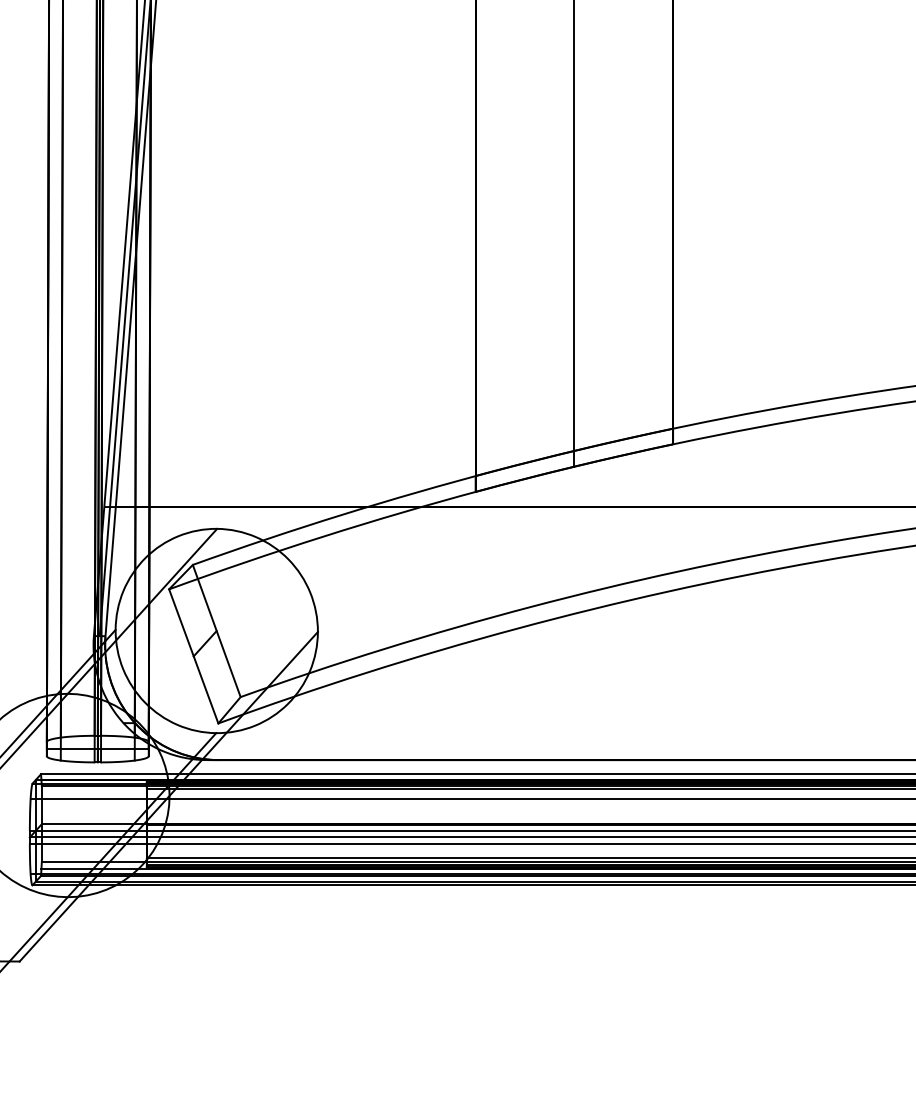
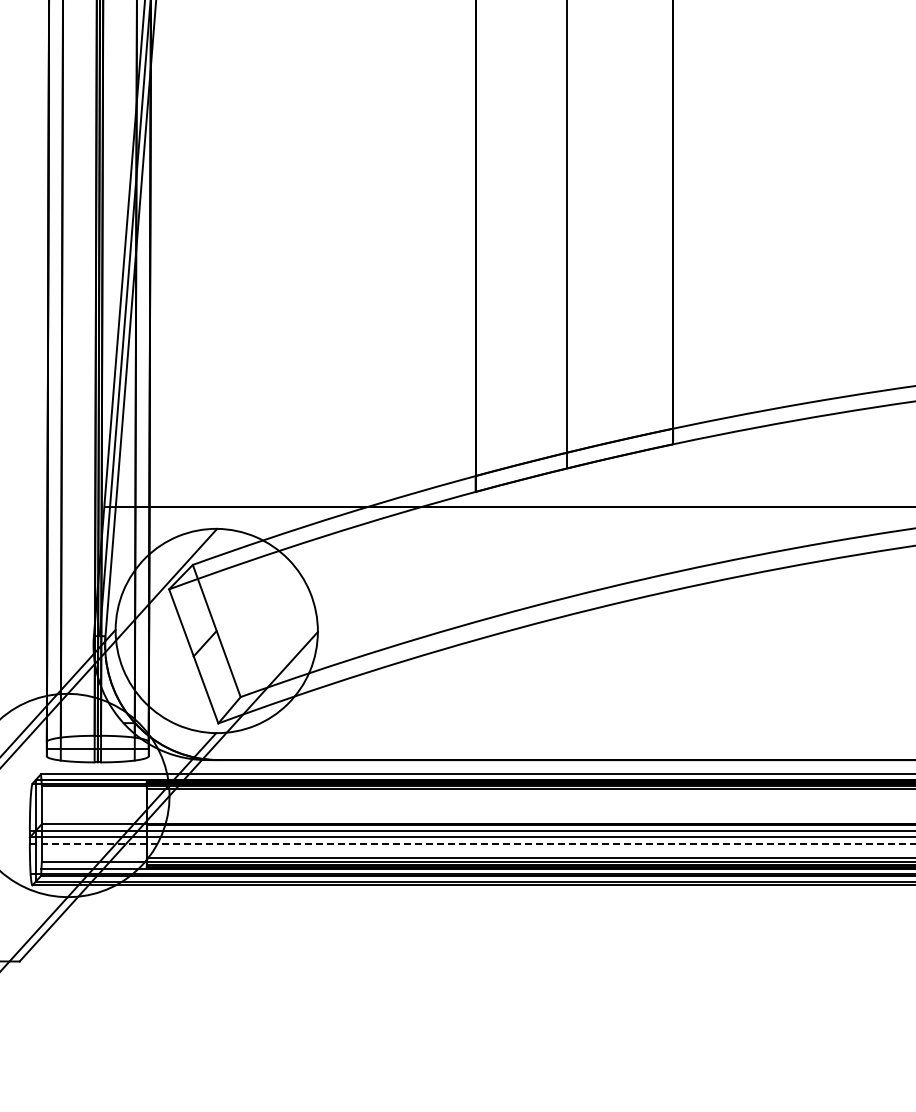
line position: (574, 234) -> (567, 234) (567, 234)
line: present -> none (471, 798)
line: solid -> dashed (472, 843)
